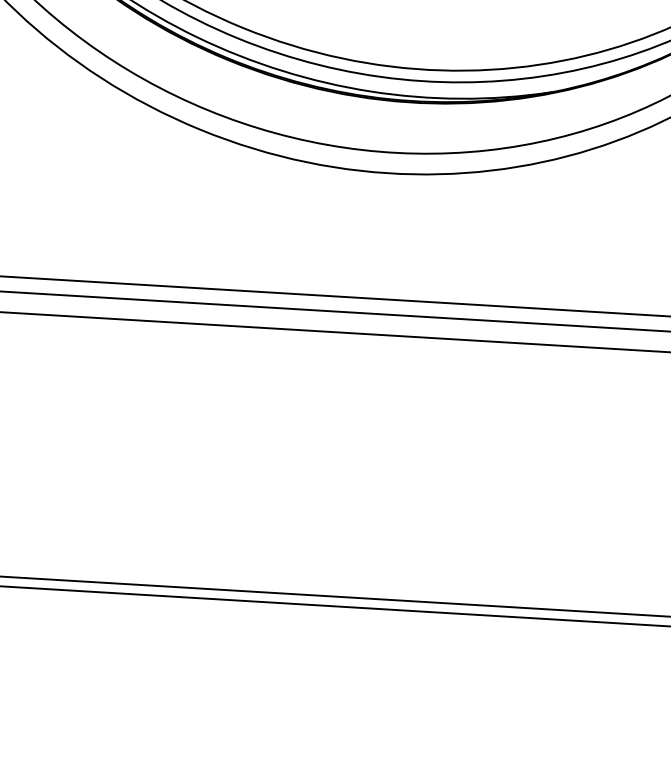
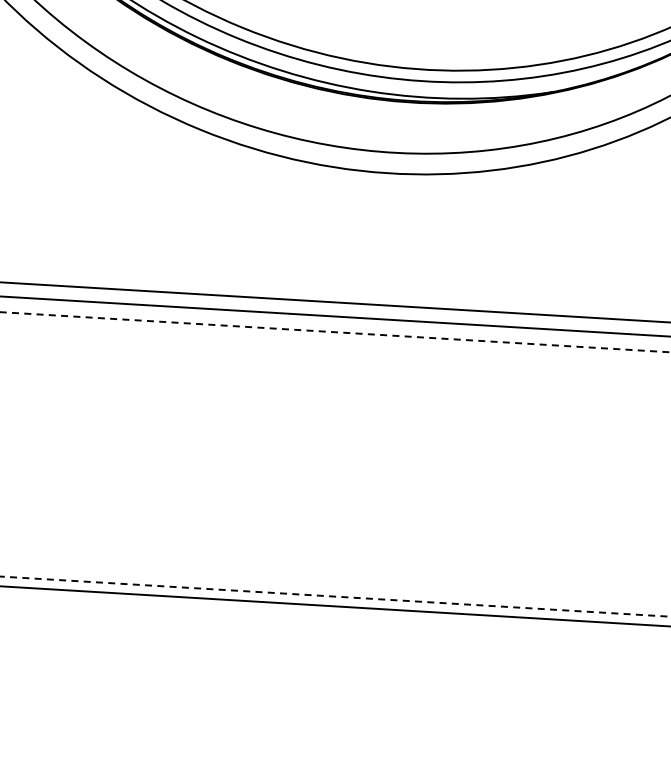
line position: (334, 296) -> (334, 302) (334, 302)
line position: (334, 311) -> (334, 316) (334, 316)
line: solid -> dashed (335, 332)
line: solid -> dashed (335, 596)
